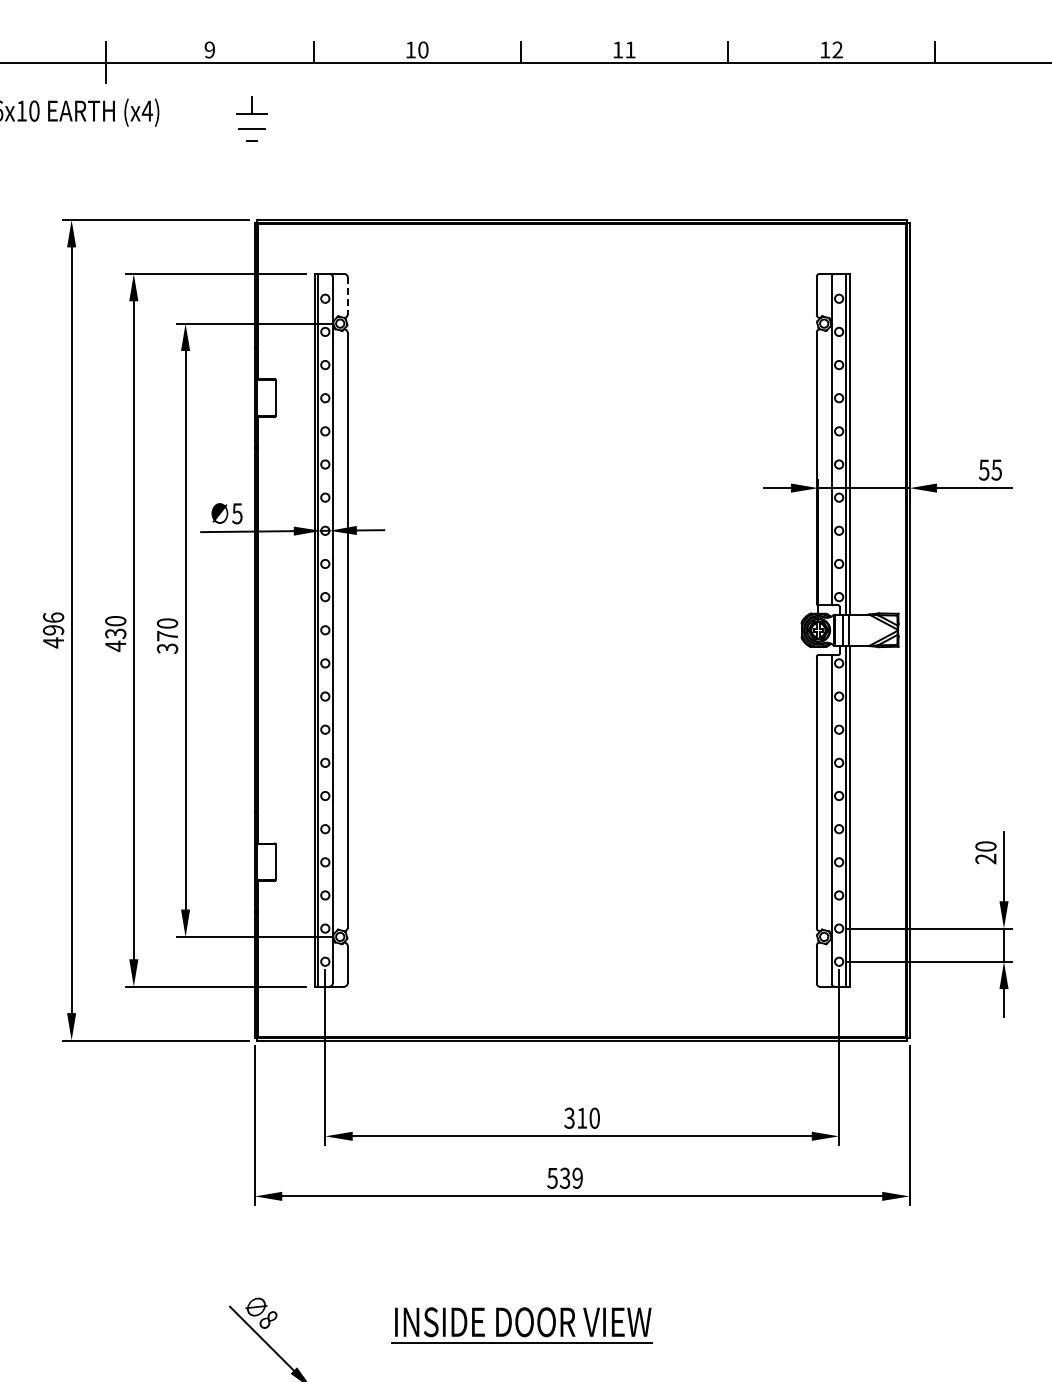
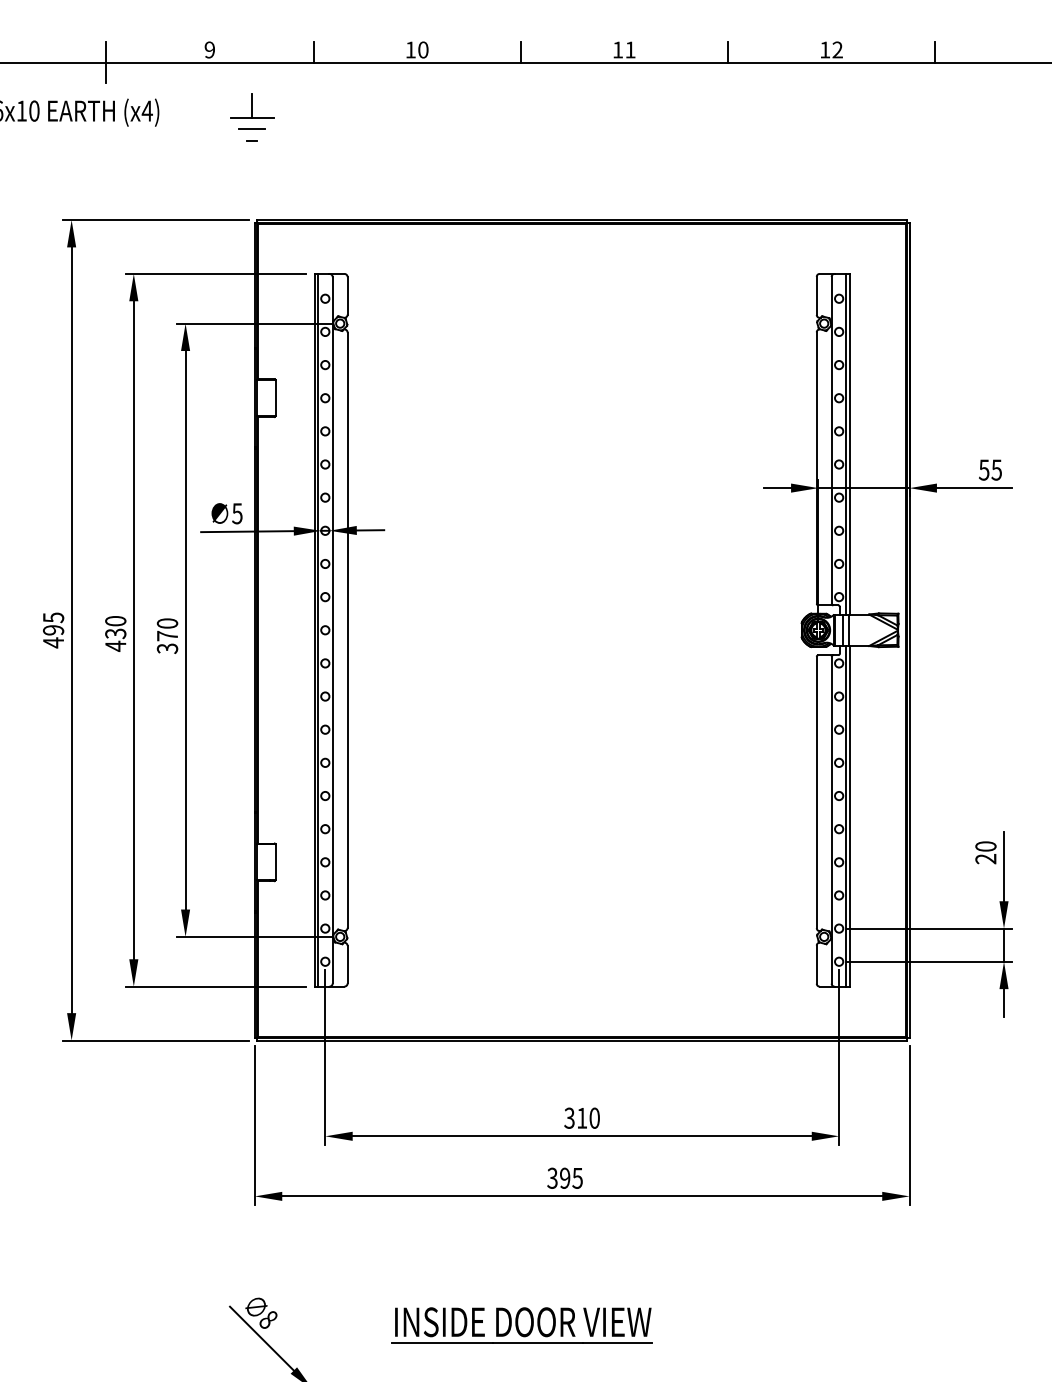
part size: 32x19 px -> 45x26 px (252, 105)
line: dashed -> solid (347, 295)
text: 496 -> 495 (53, 617)
text: 539 -> 395 (564, 1177)
